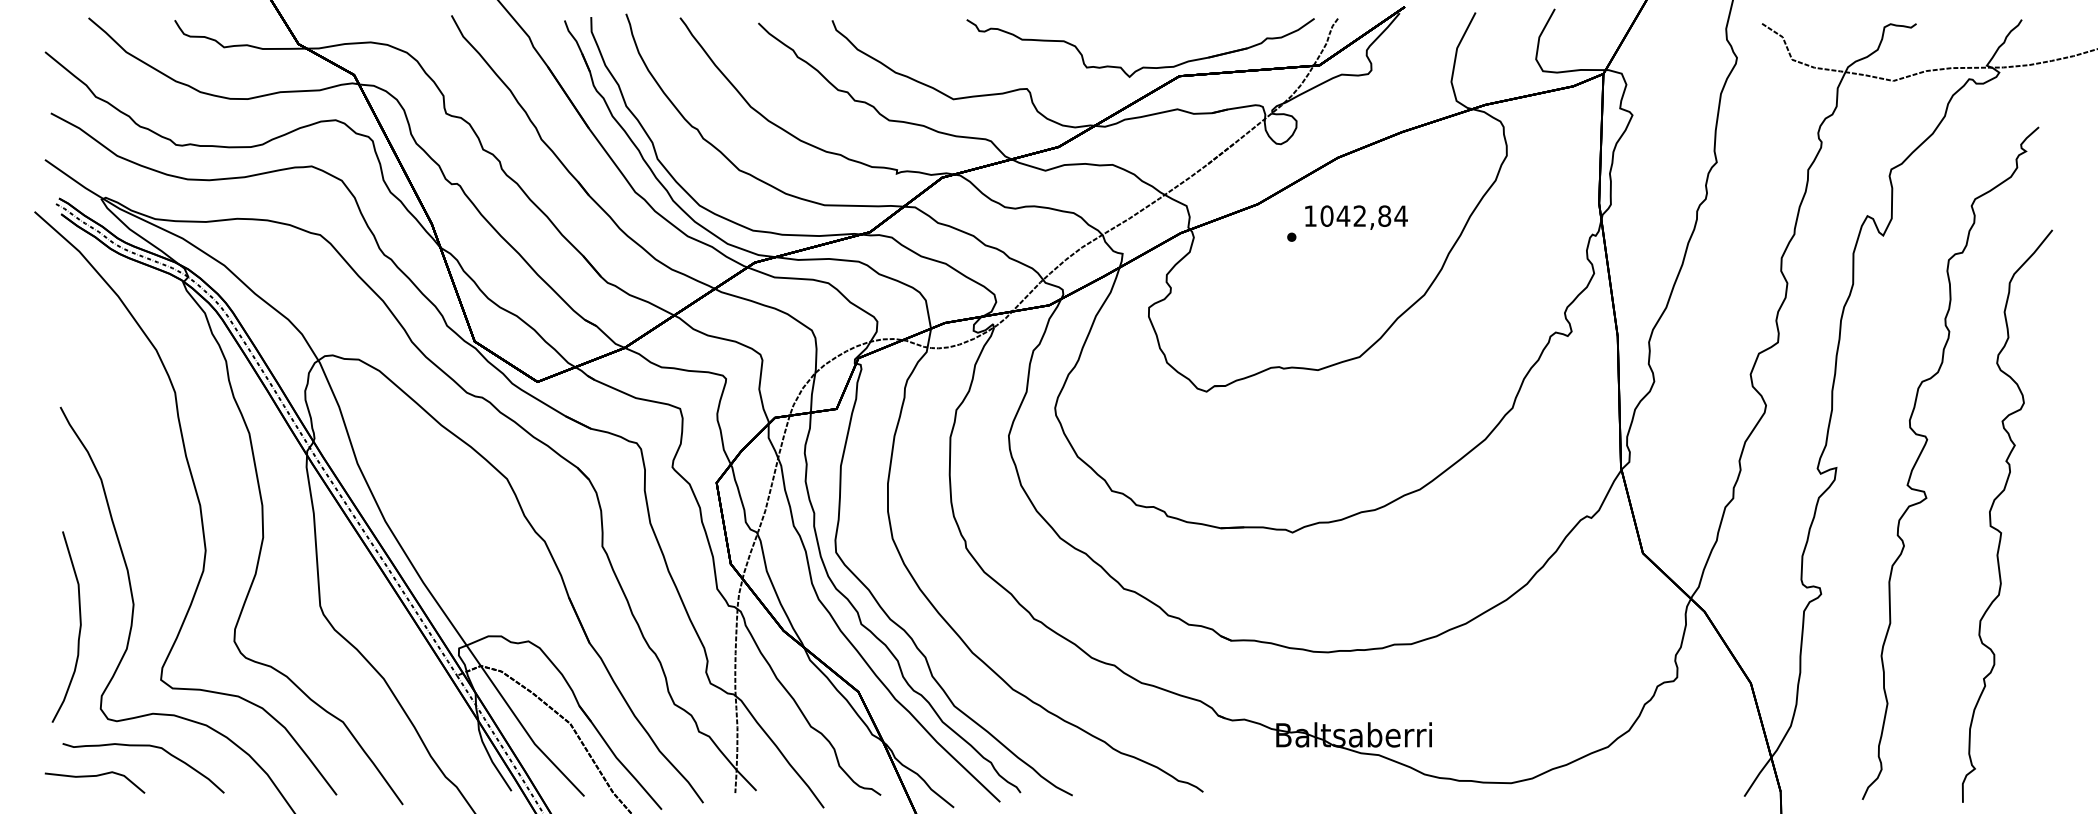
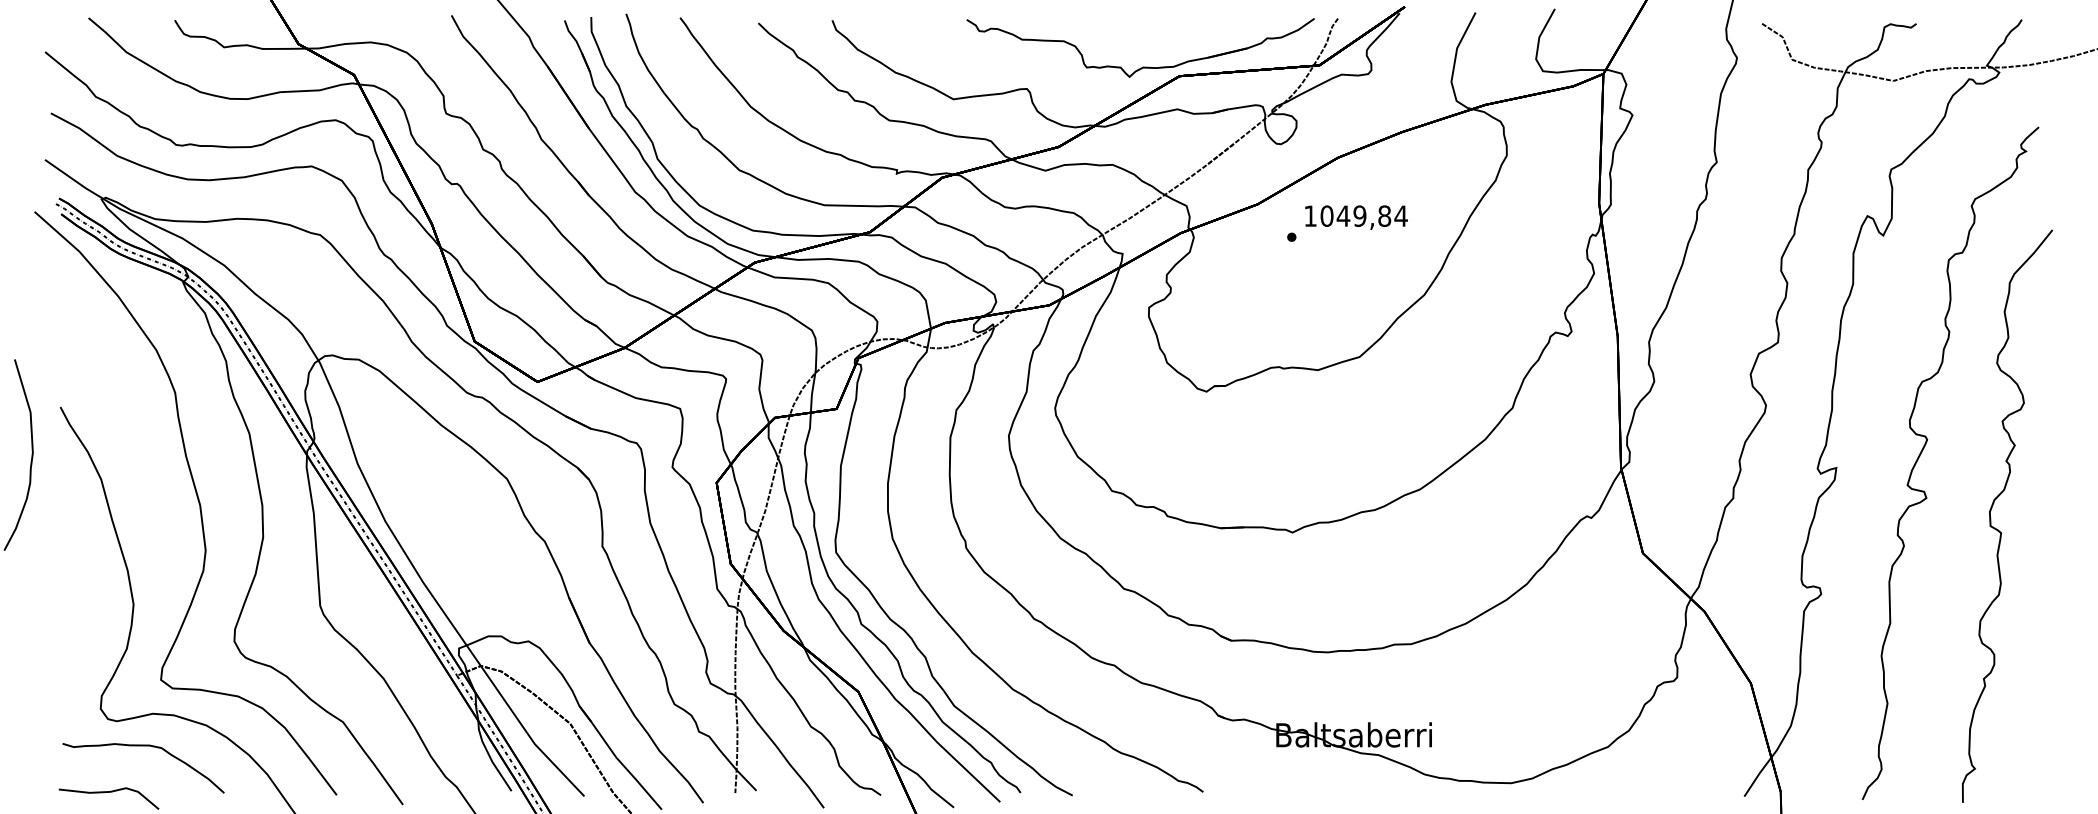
text: 1042,84 -> 1049,84 (1359, 215)
curve position: (79, 626) -> (31, 454) (31, 454)
curve position: (94, 776) -> (108, 792) (108, 792)
